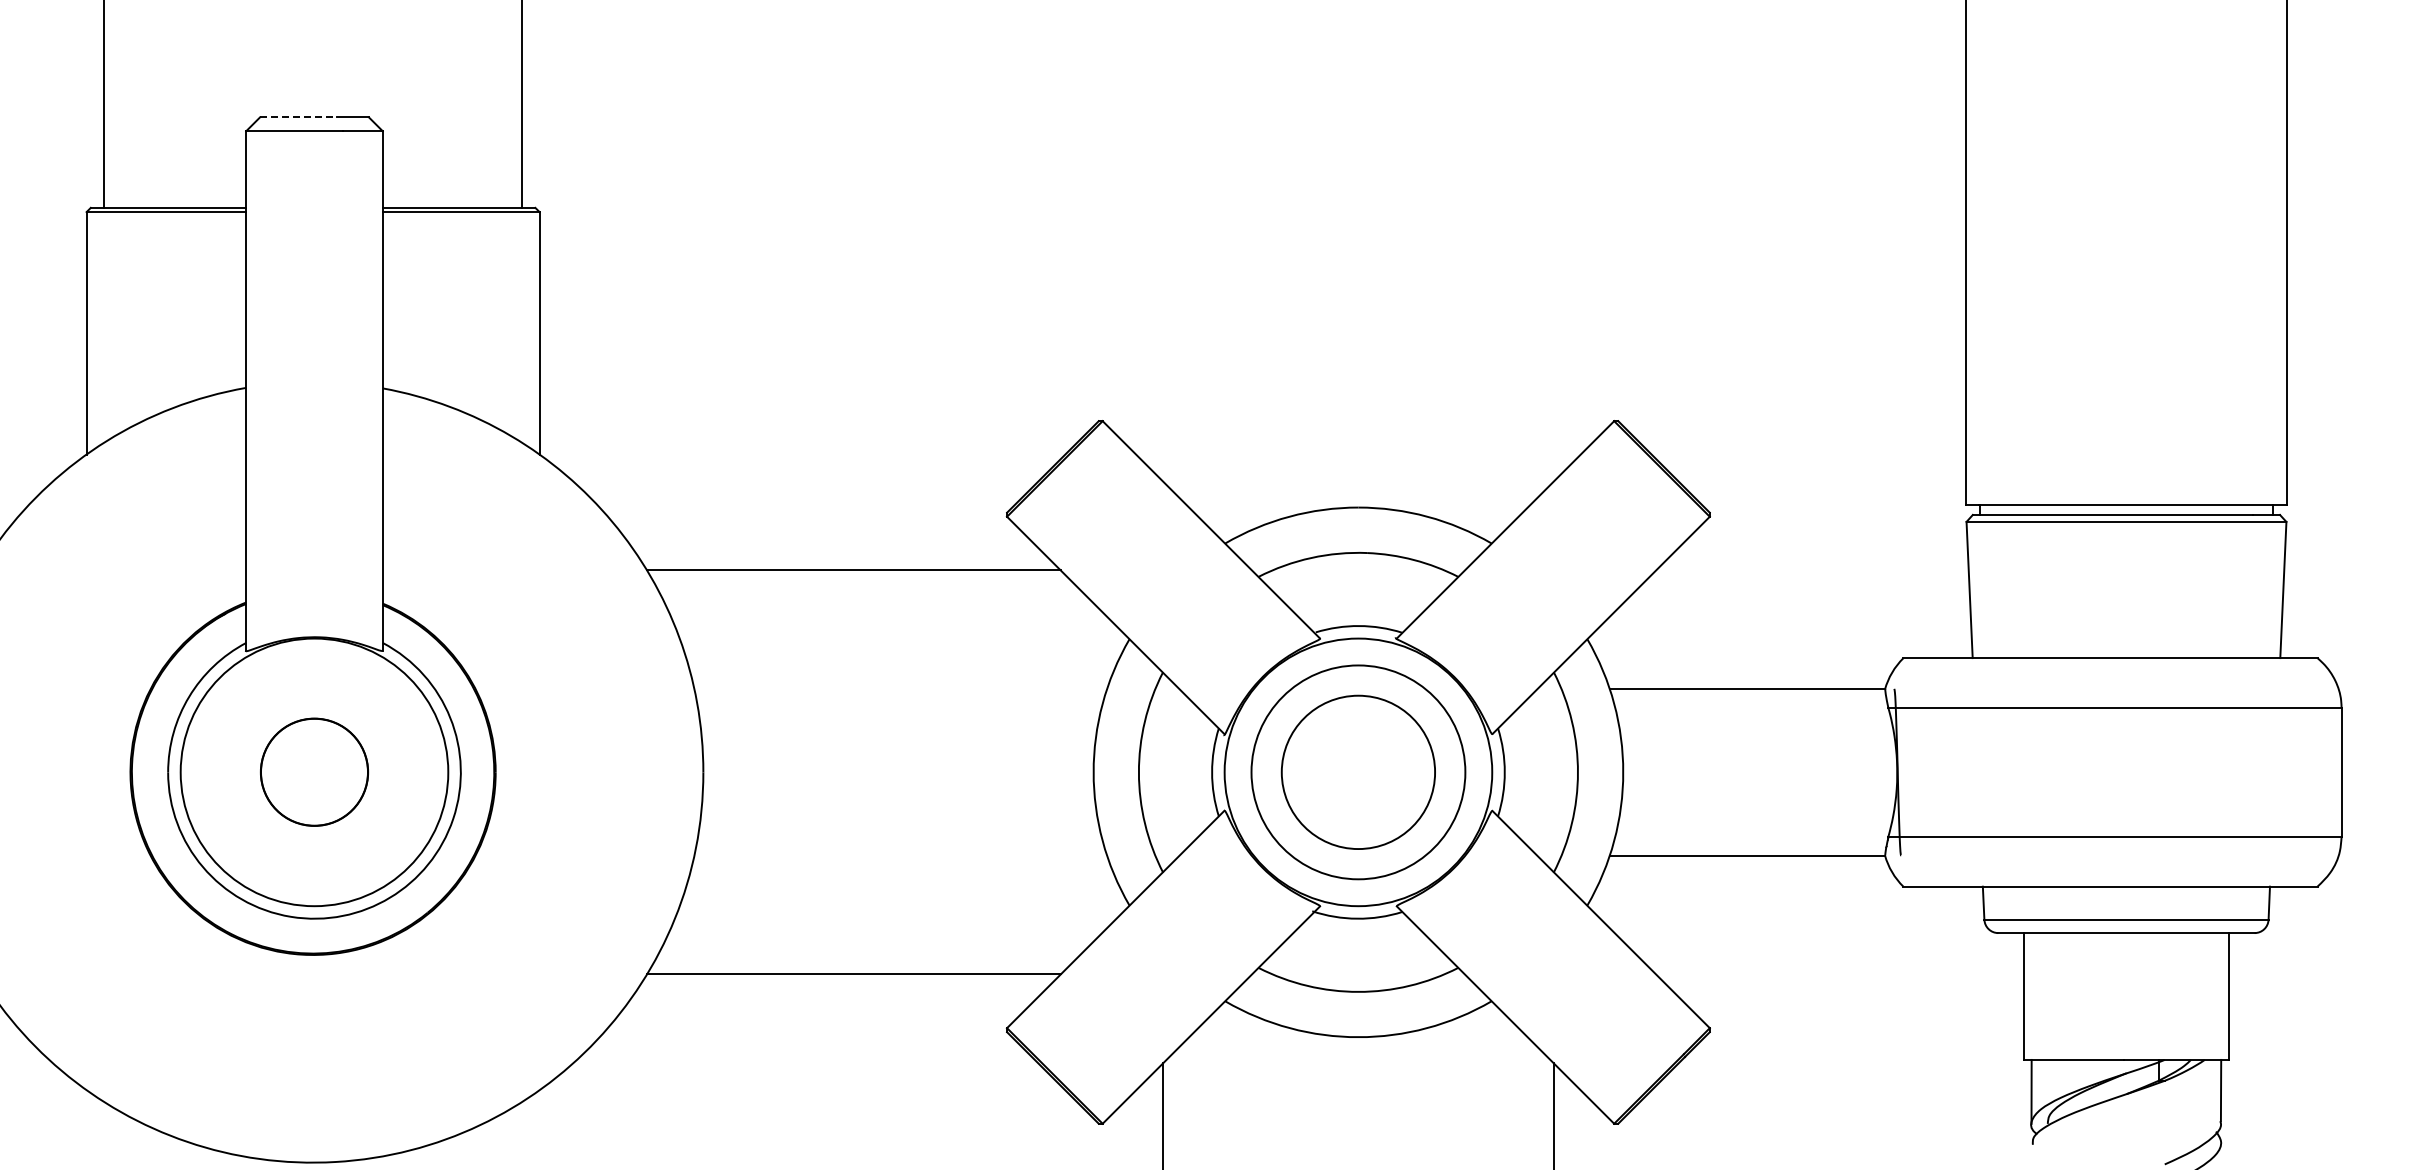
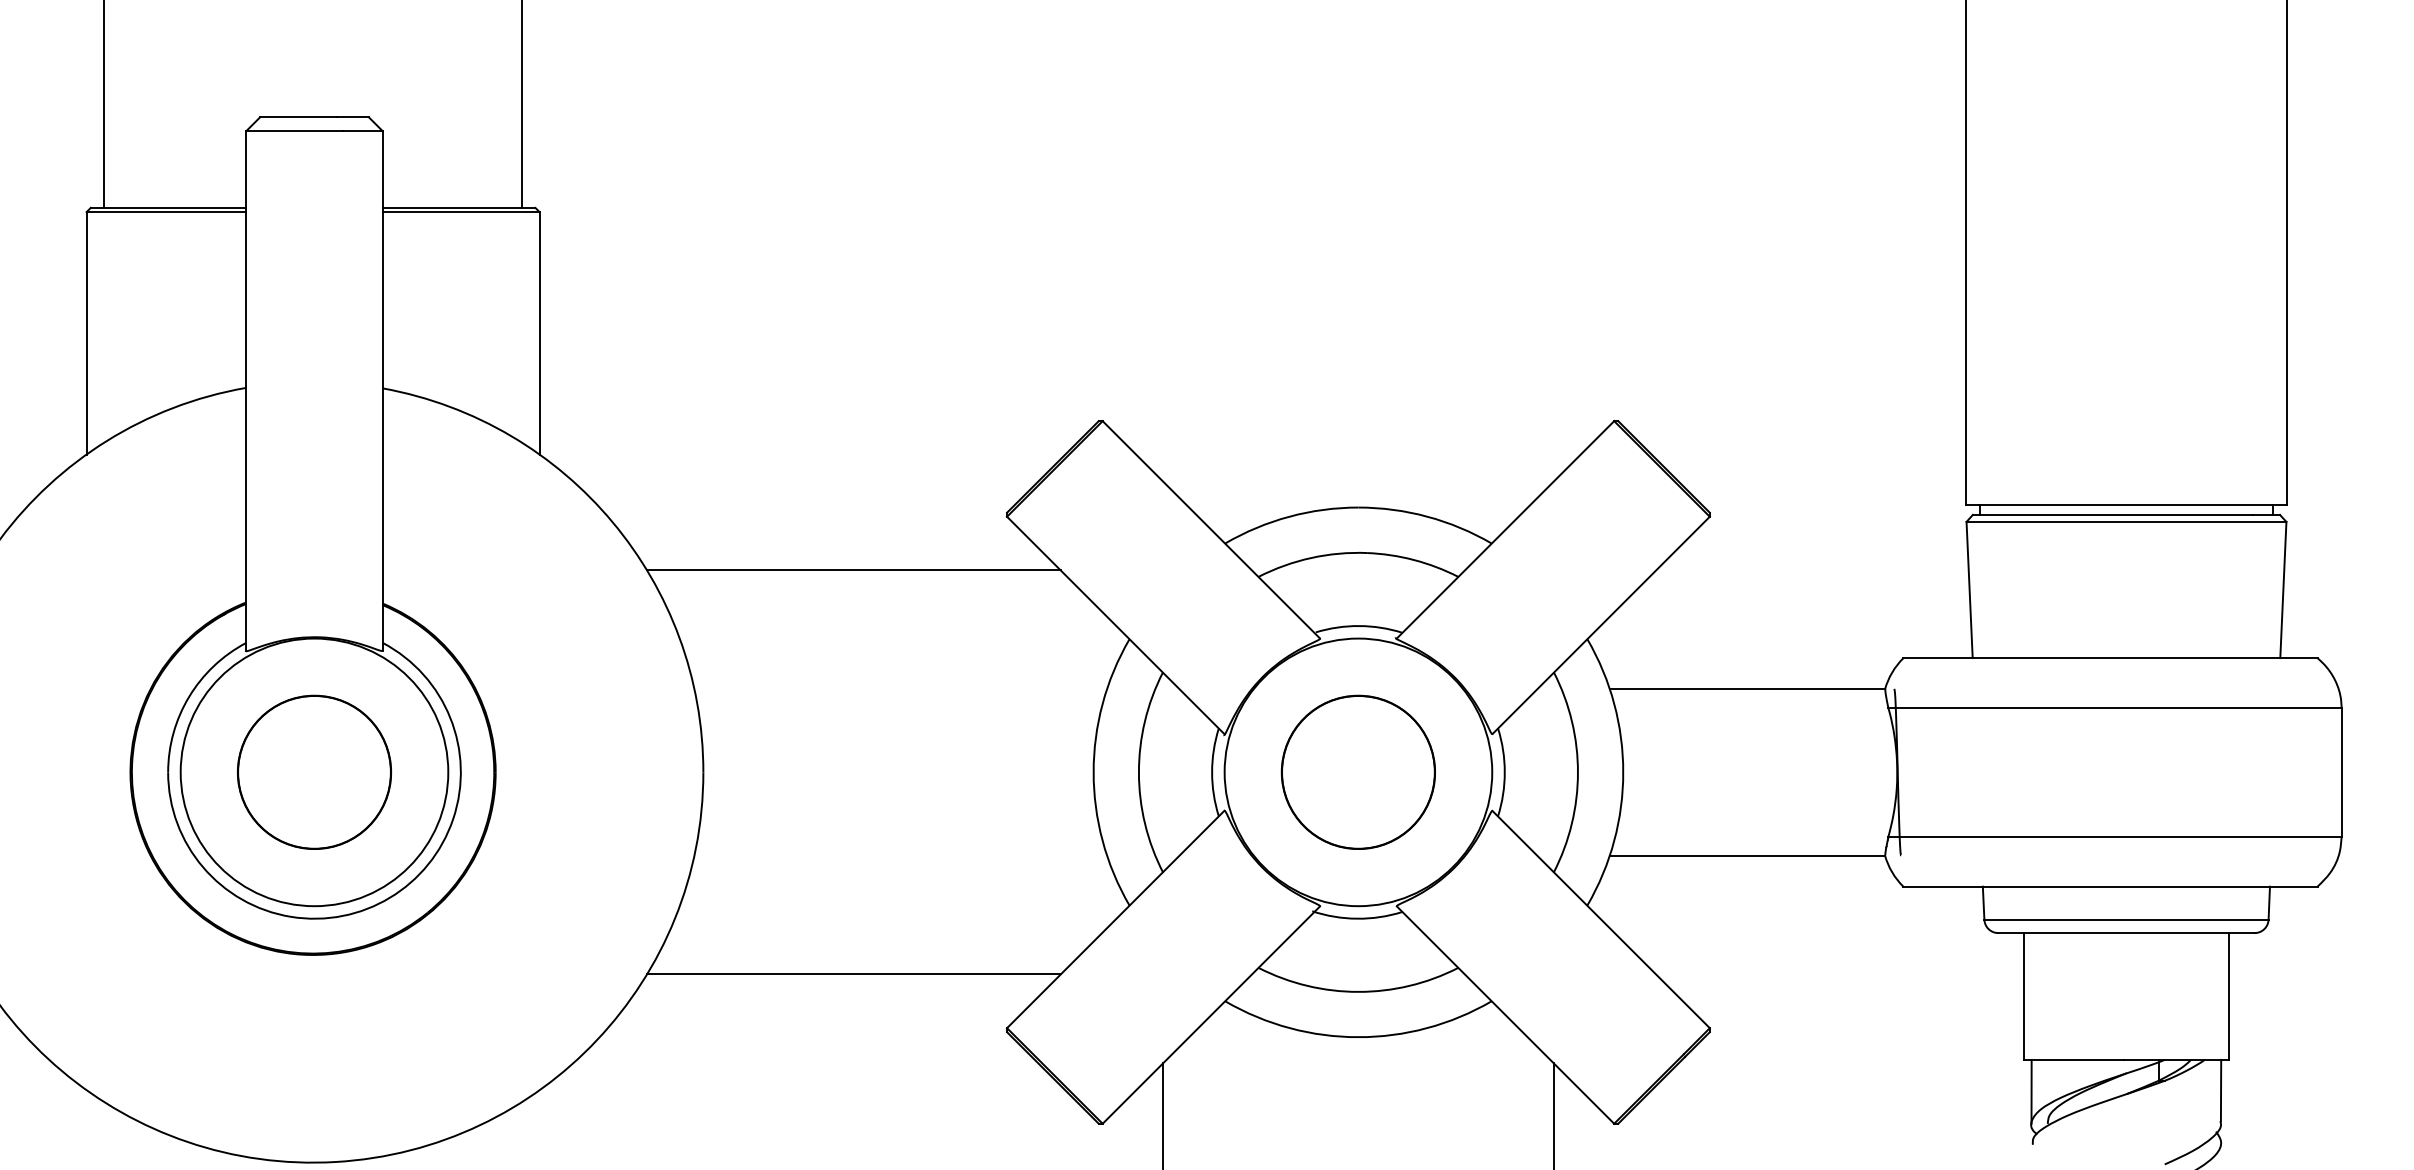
line: dashed -> solid (299, 117)
circle size: 109x110 px -> 155x156 px (314, 771)
circle diameter: 214 px -> 153 px (1358, 772)
